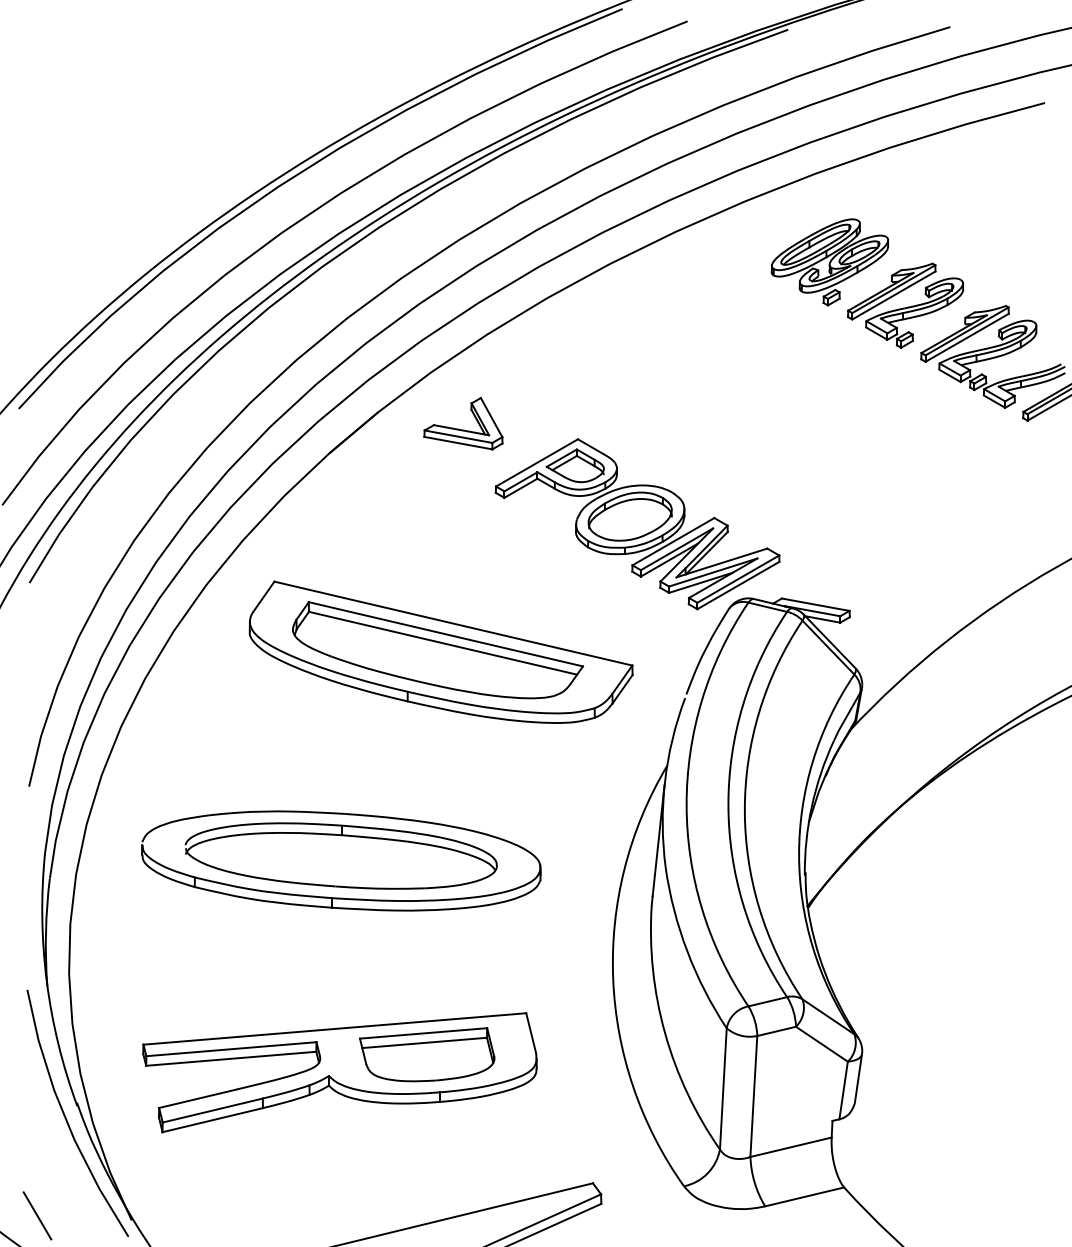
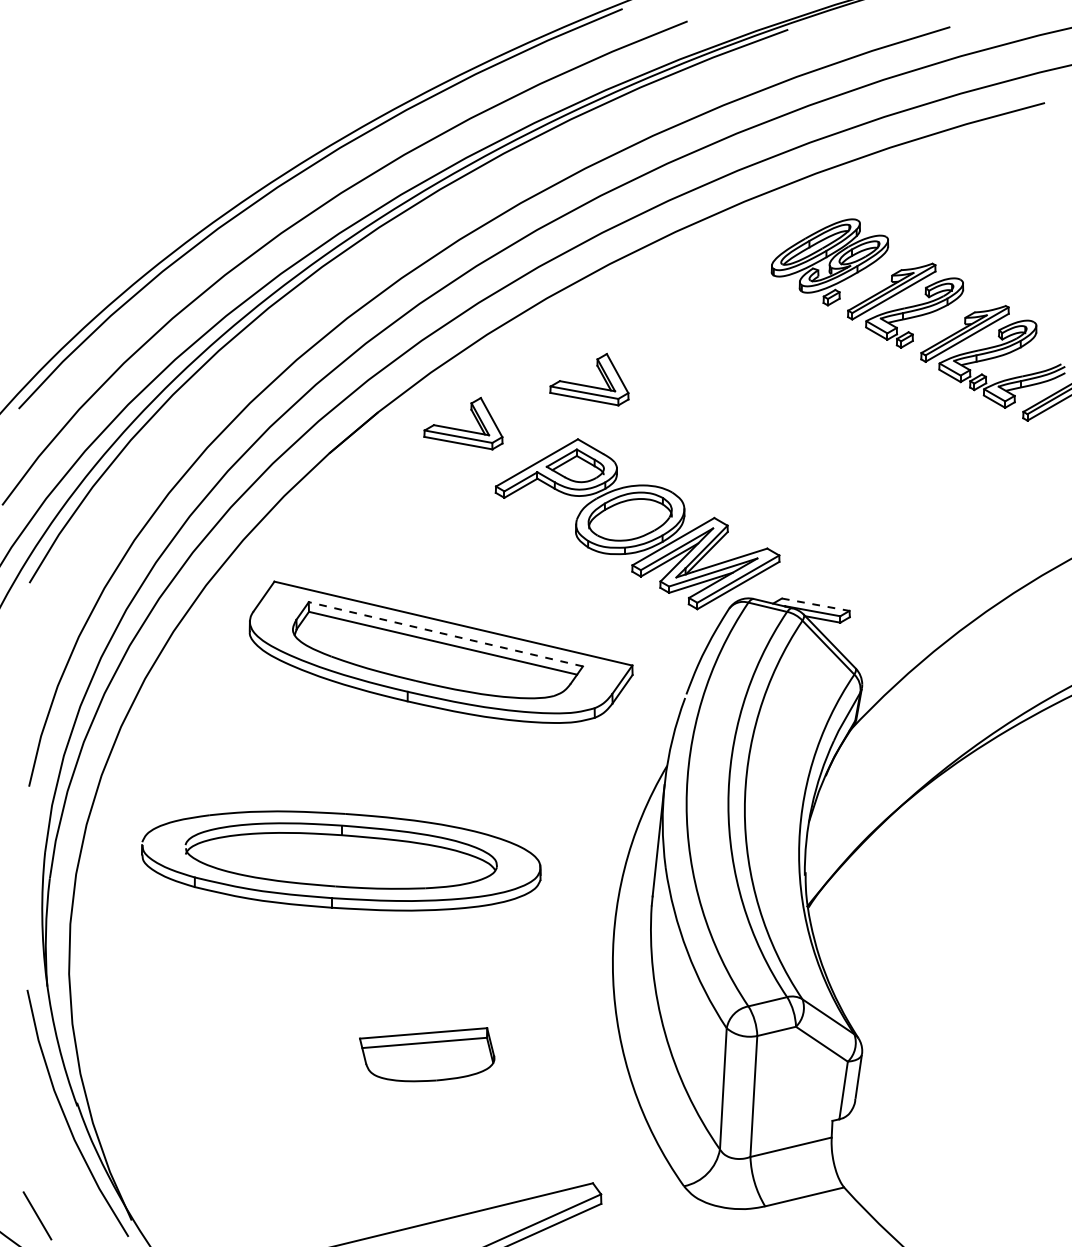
part: none -> present (589, 379)
line: solid -> dashed (816, 604)
line: solid -> dashed (445, 634)
part: present -> none (339, 1072)
